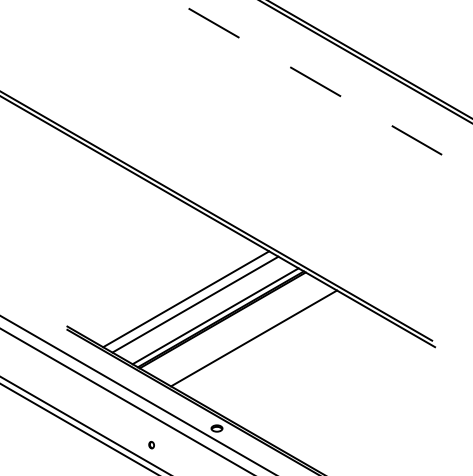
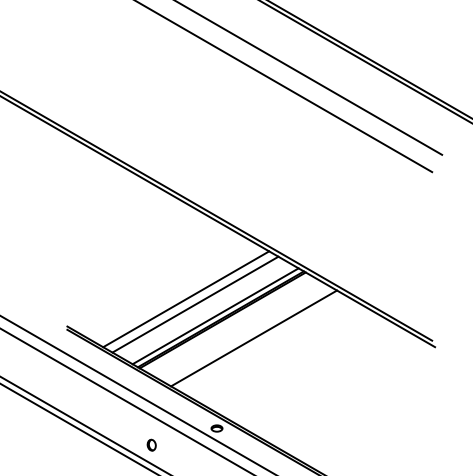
line: dashed -> solid (308, 77)
line: none -> present (284, 87)
part size: 7x9 px -> 11x14 px (151, 444)
